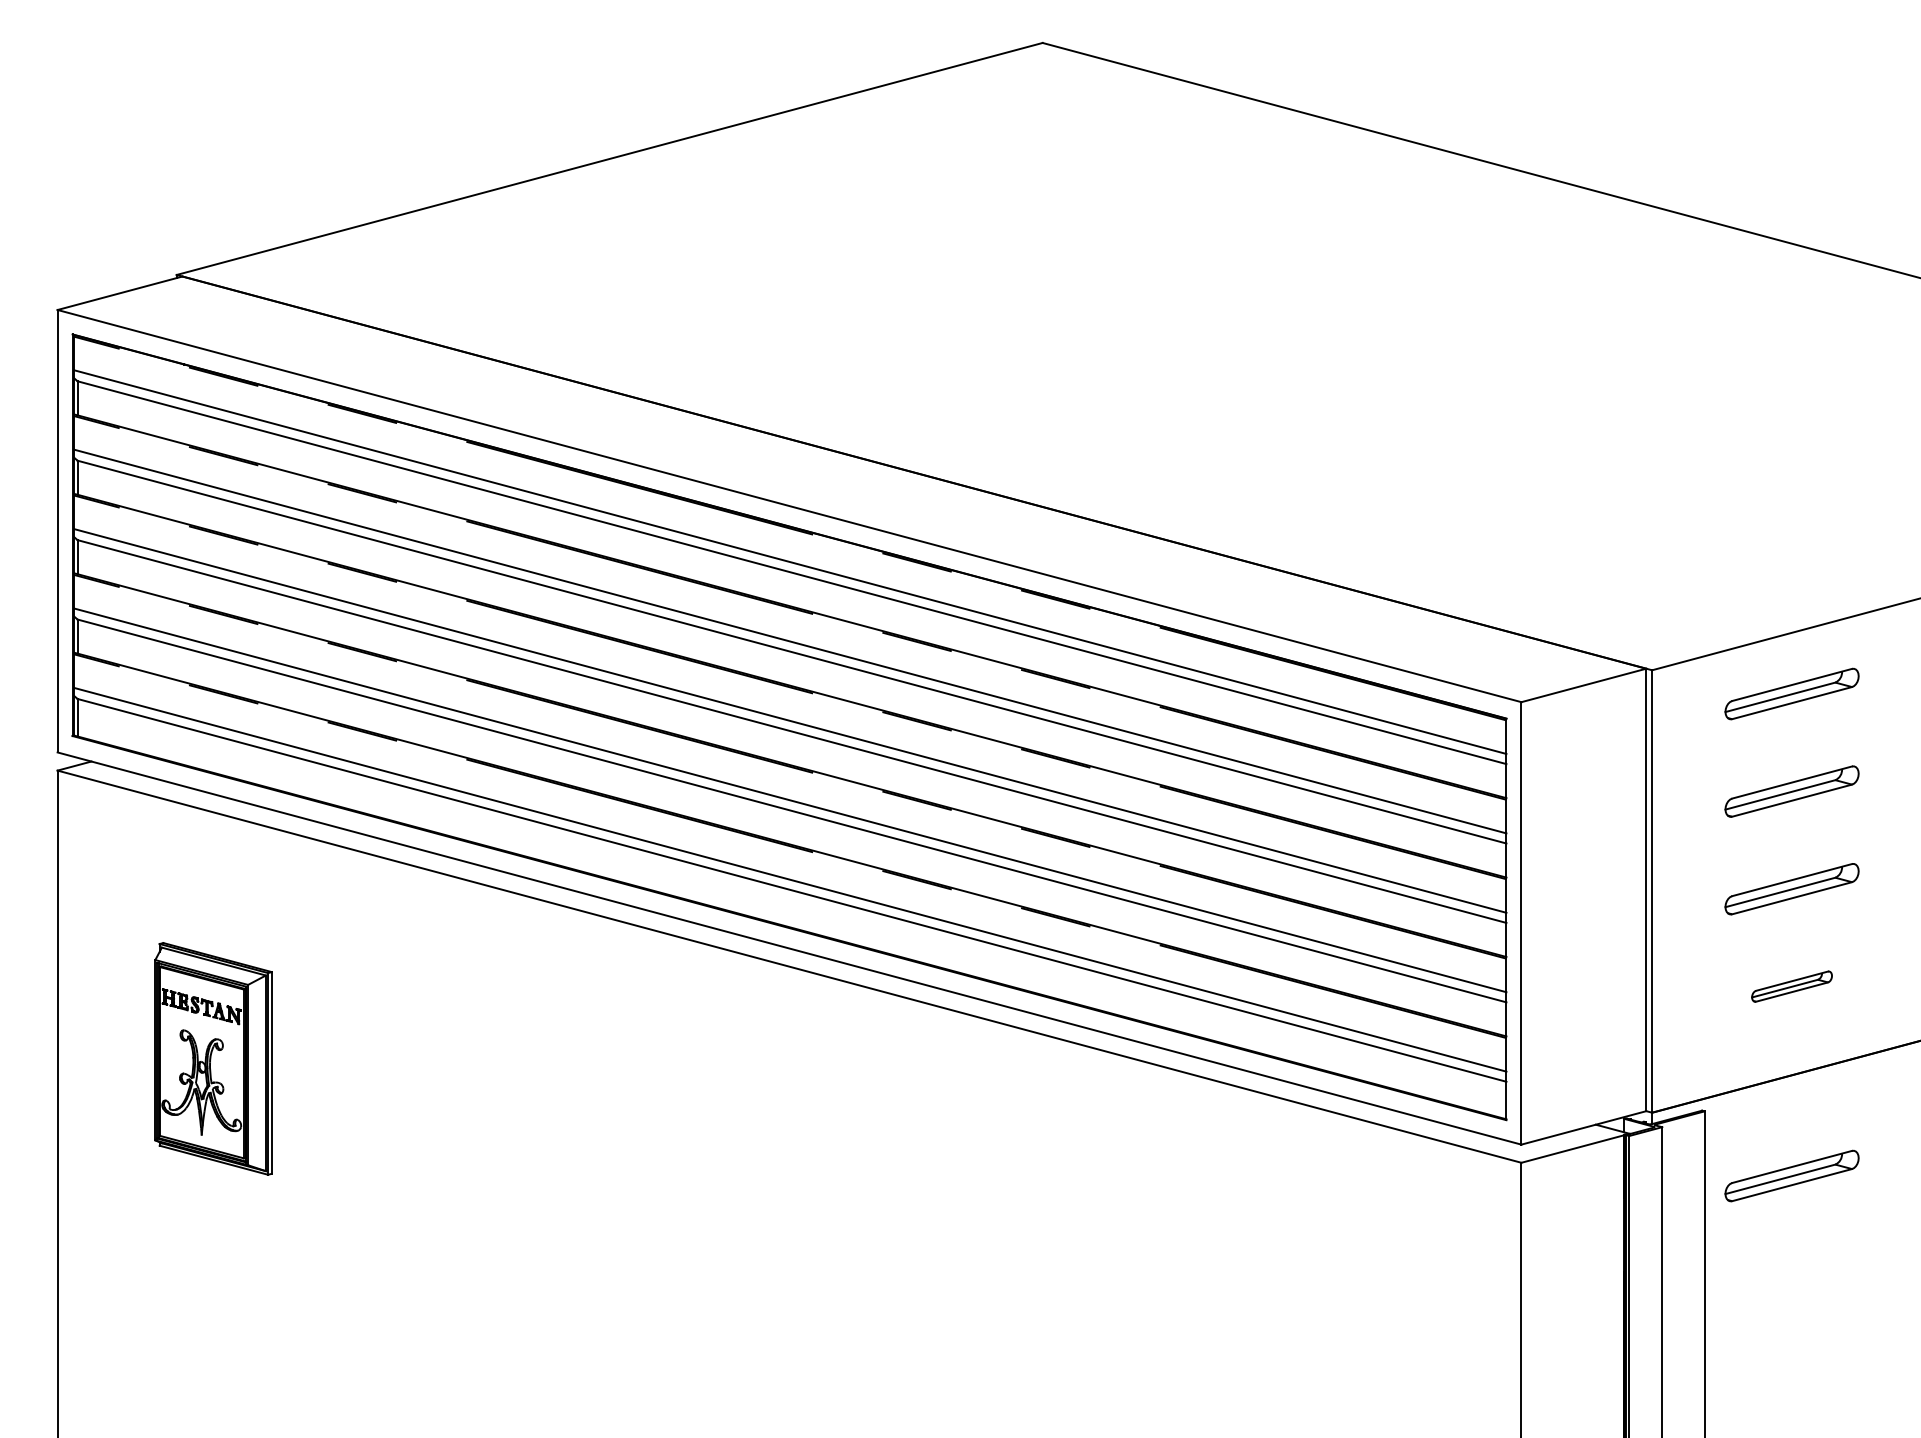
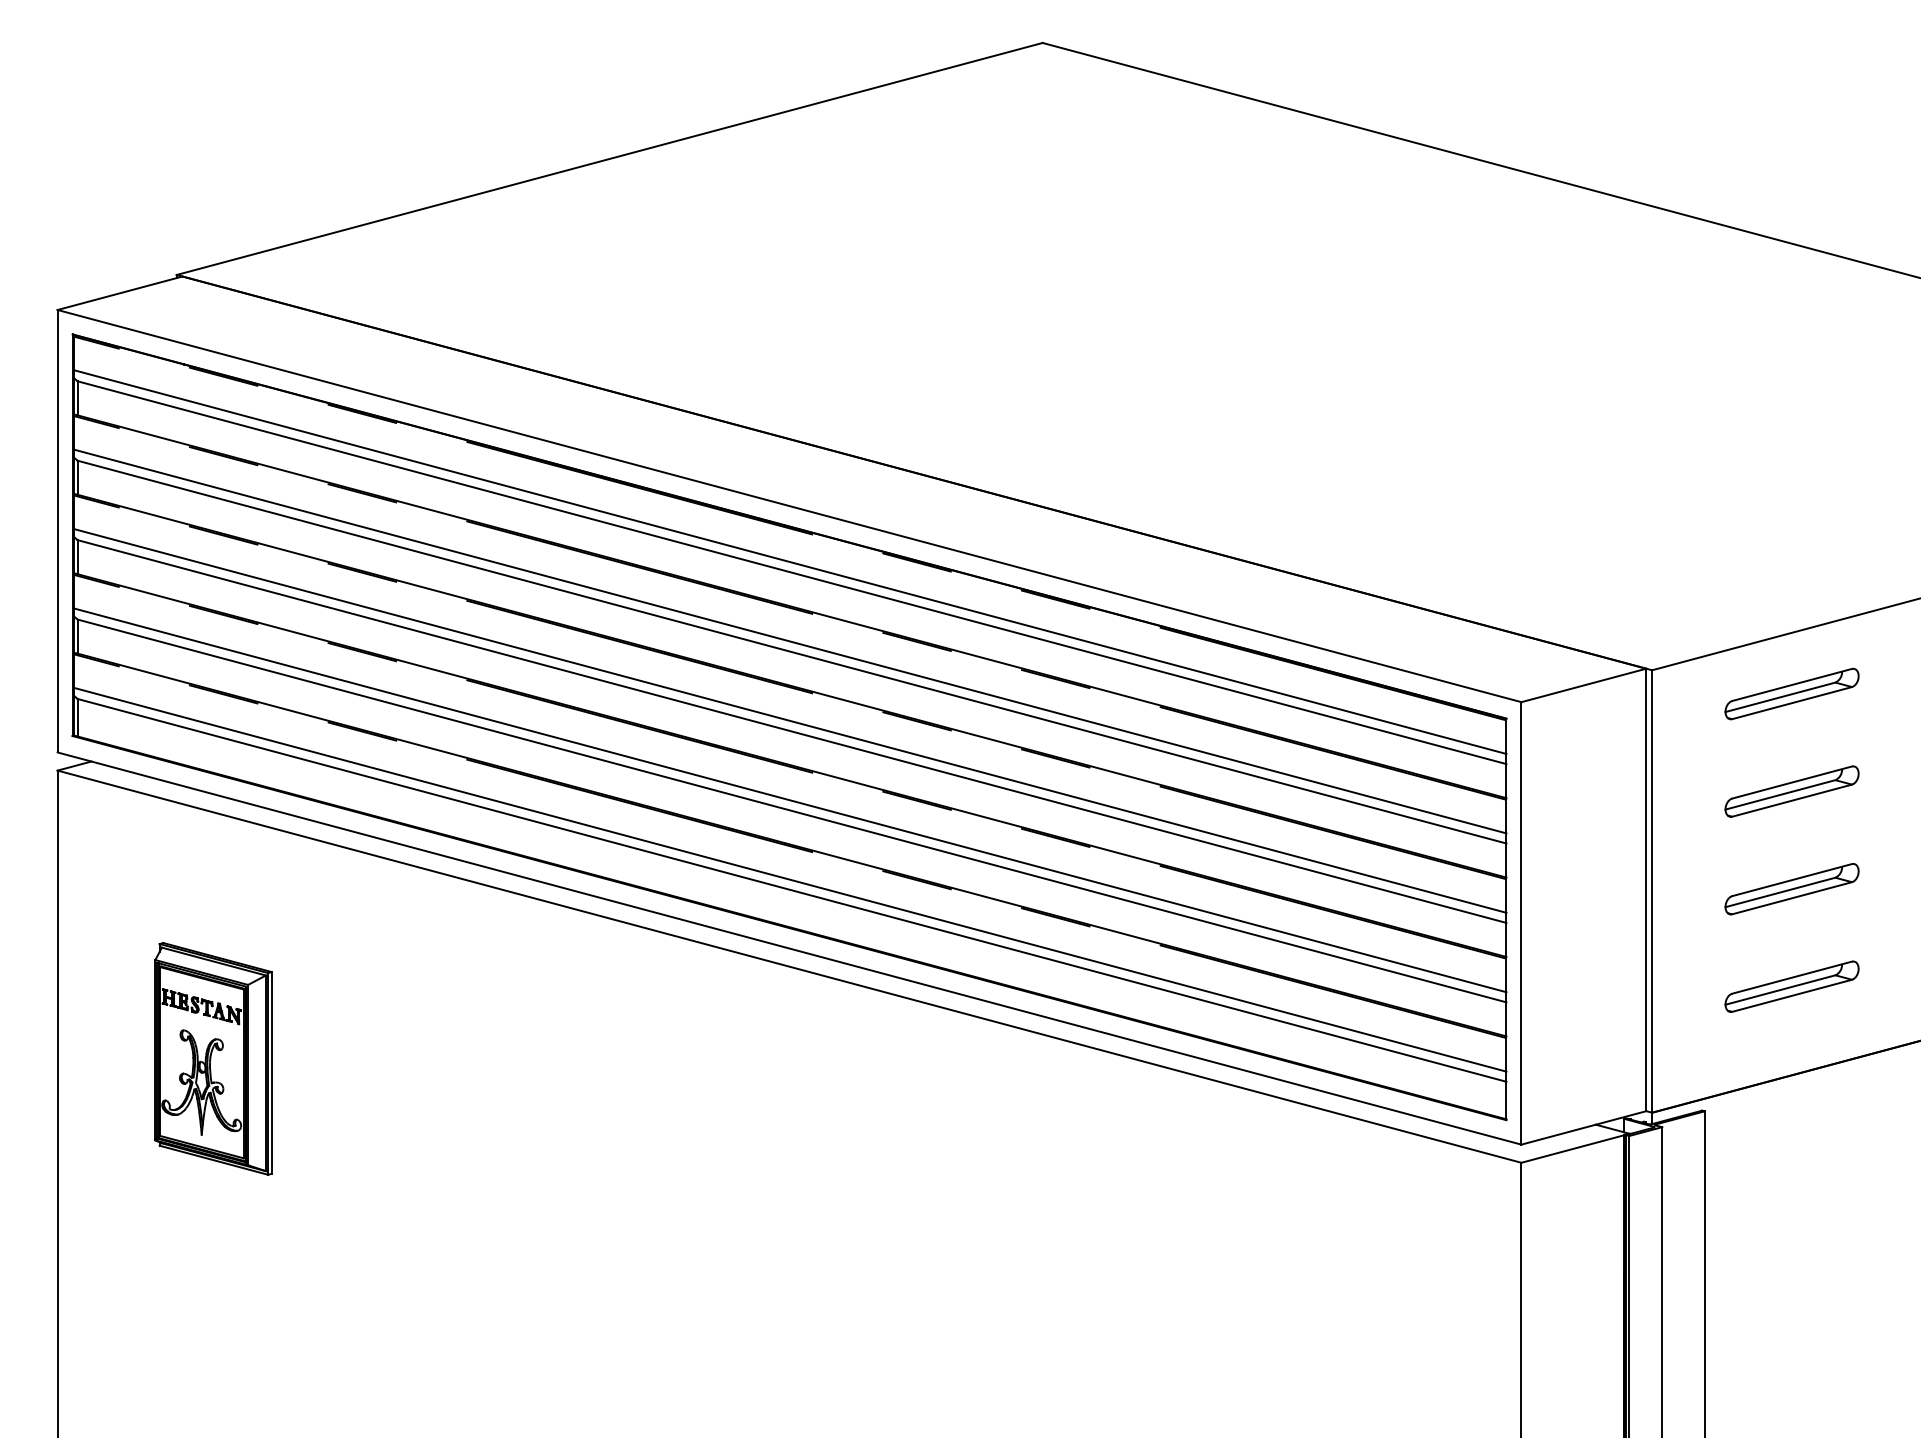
part size: 82x33 px -> 136x53 px (1791, 986)
part: present -> none (1791, 1175)
